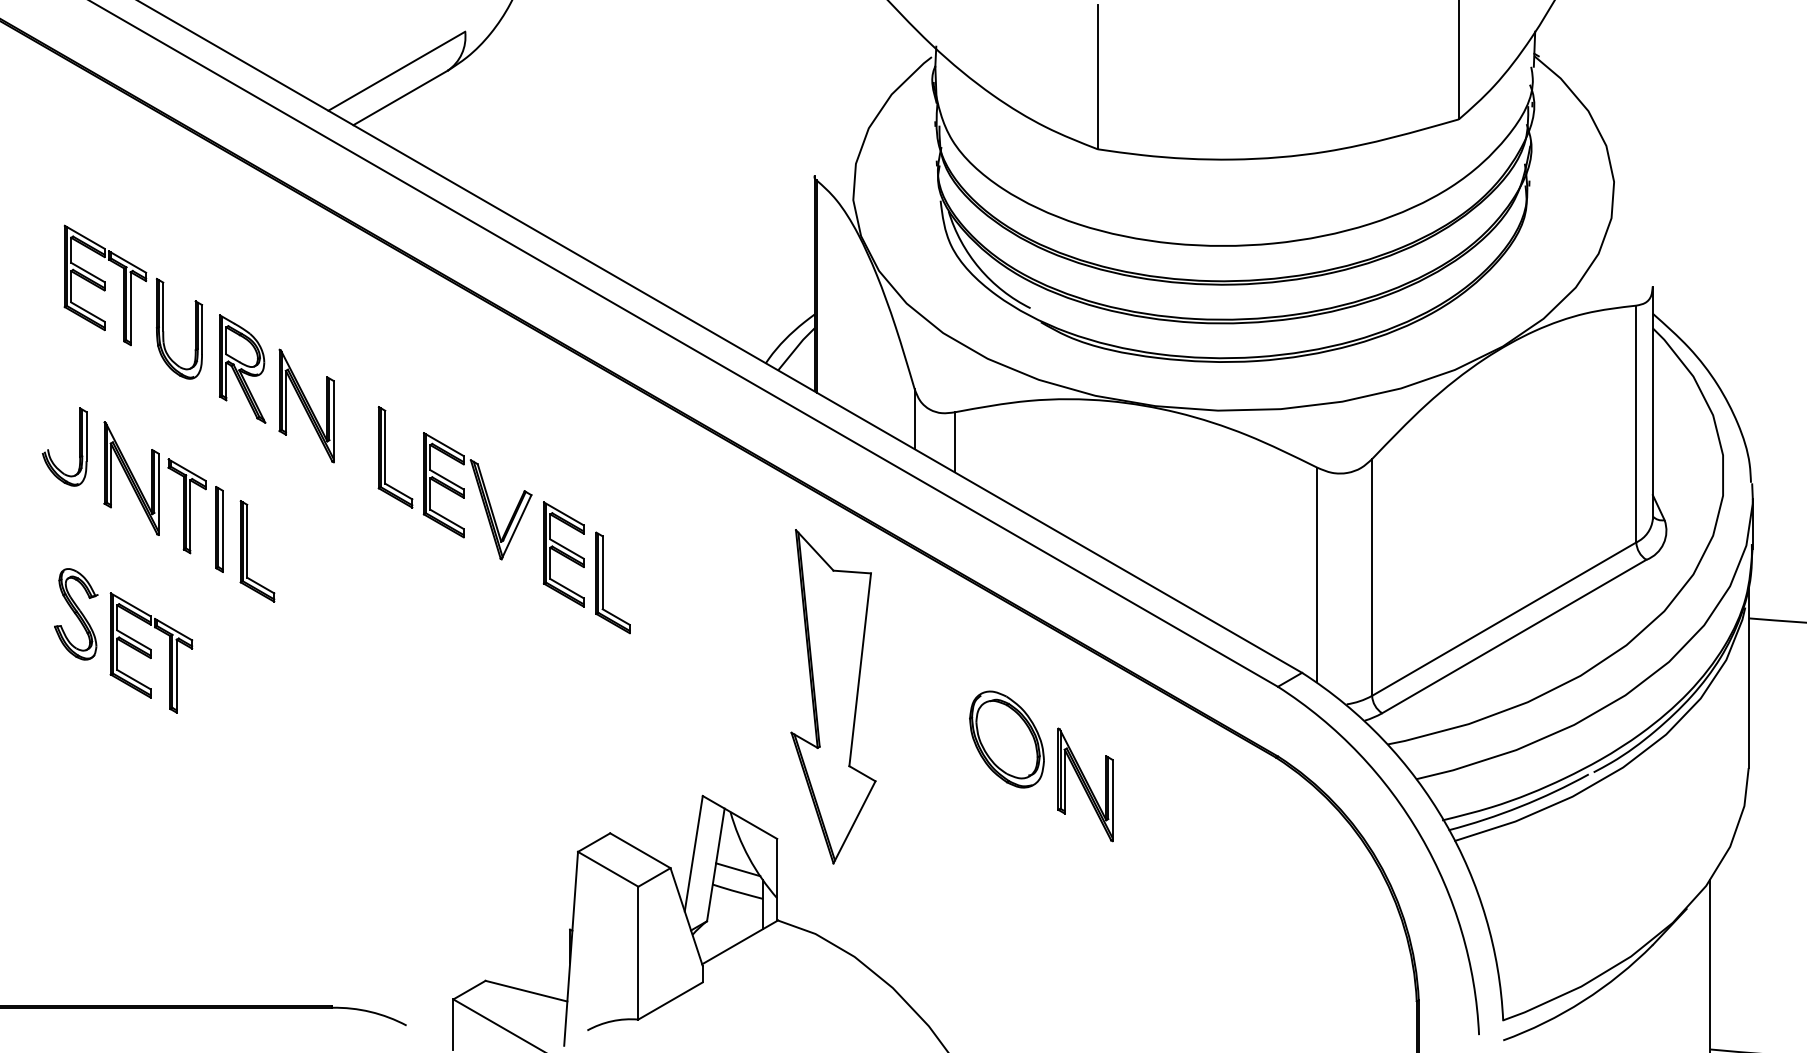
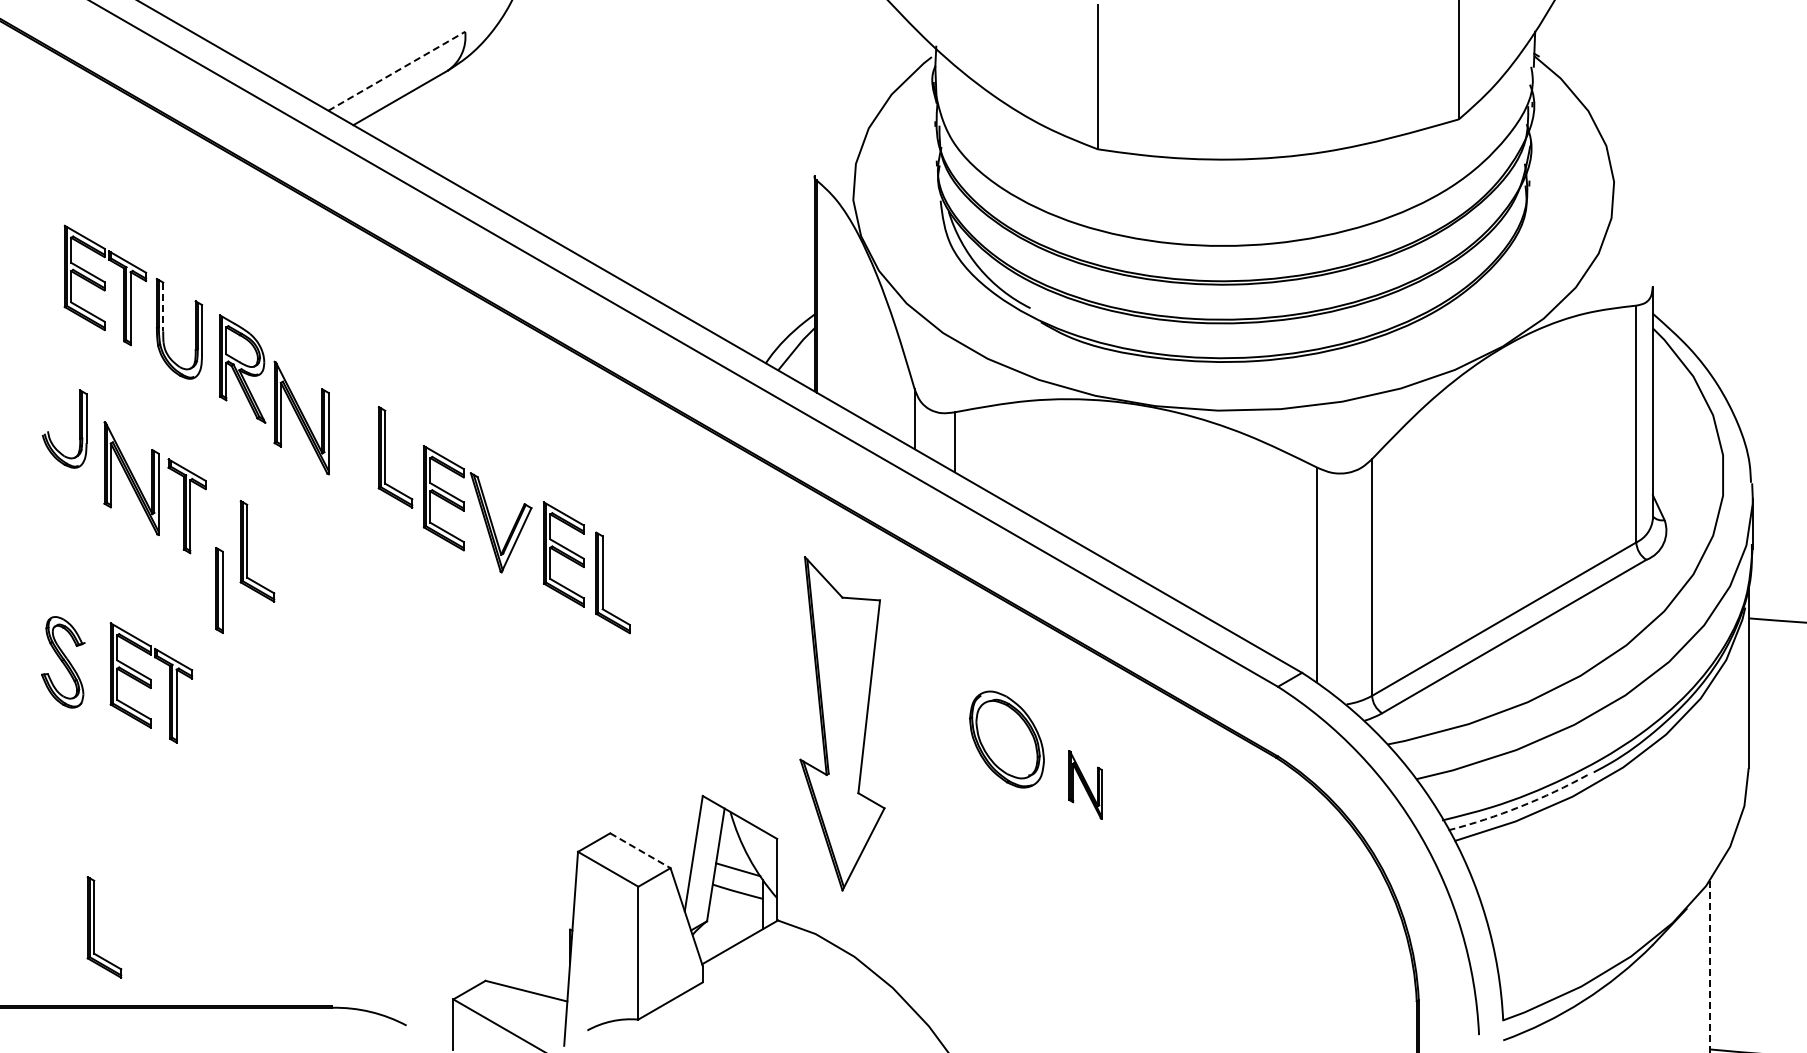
line: solid -> dashed (396, 71)
line: solid -> dashed (163, 307)
part position: (306, 405) -> (301, 417) (301, 417)
part position: (79, 446) -> (79, 428) (79, 428)
part position: (477, 496) -> (477, 509) (477, 509)
part position: (219, 529) -> (219, 590) (219, 590)
part position: (76, 614) -> (63, 662) (63, 662)
part position: (151, 652) -> (151, 682) (151, 682)
part position: (833, 696) -> (842, 723) (842, 723)
part size: 57x116 px -> 35x70 px (1085, 784)
arc: solid -> dashed (1520, 806)
line: solid -> dashed (640, 850)
part: none -> present (94, 927)
line: solid -> dashed (1710, 966)
